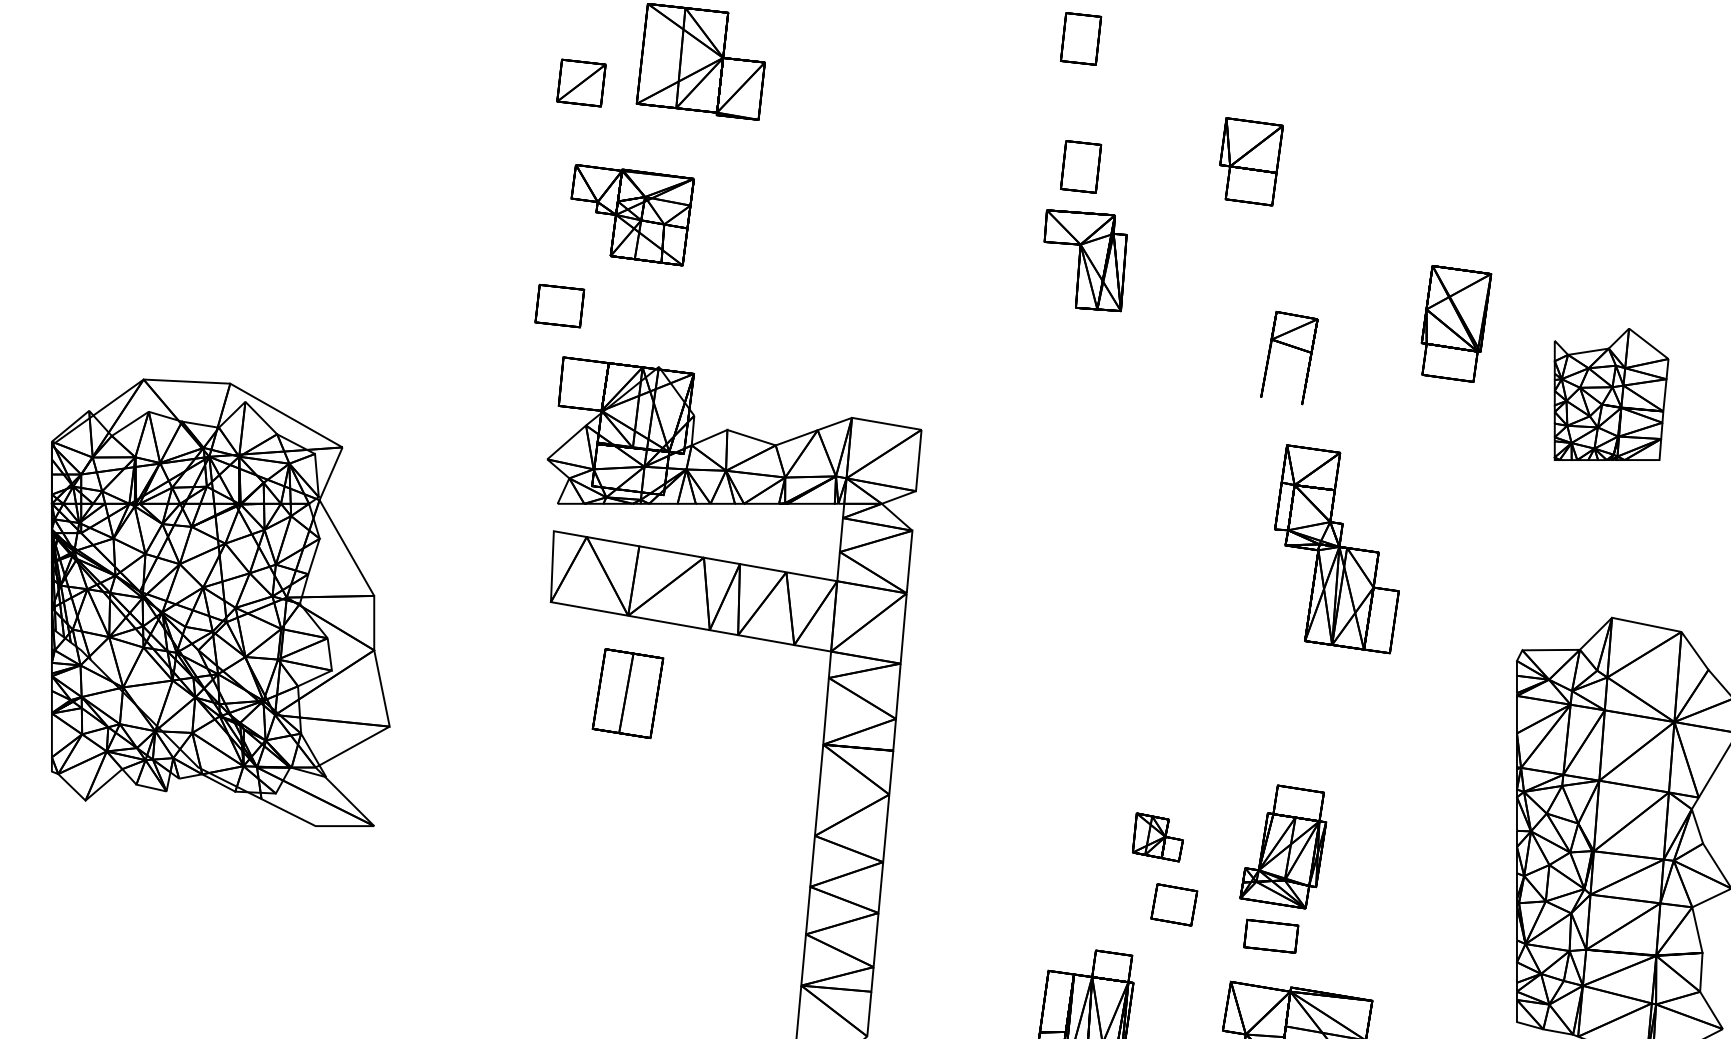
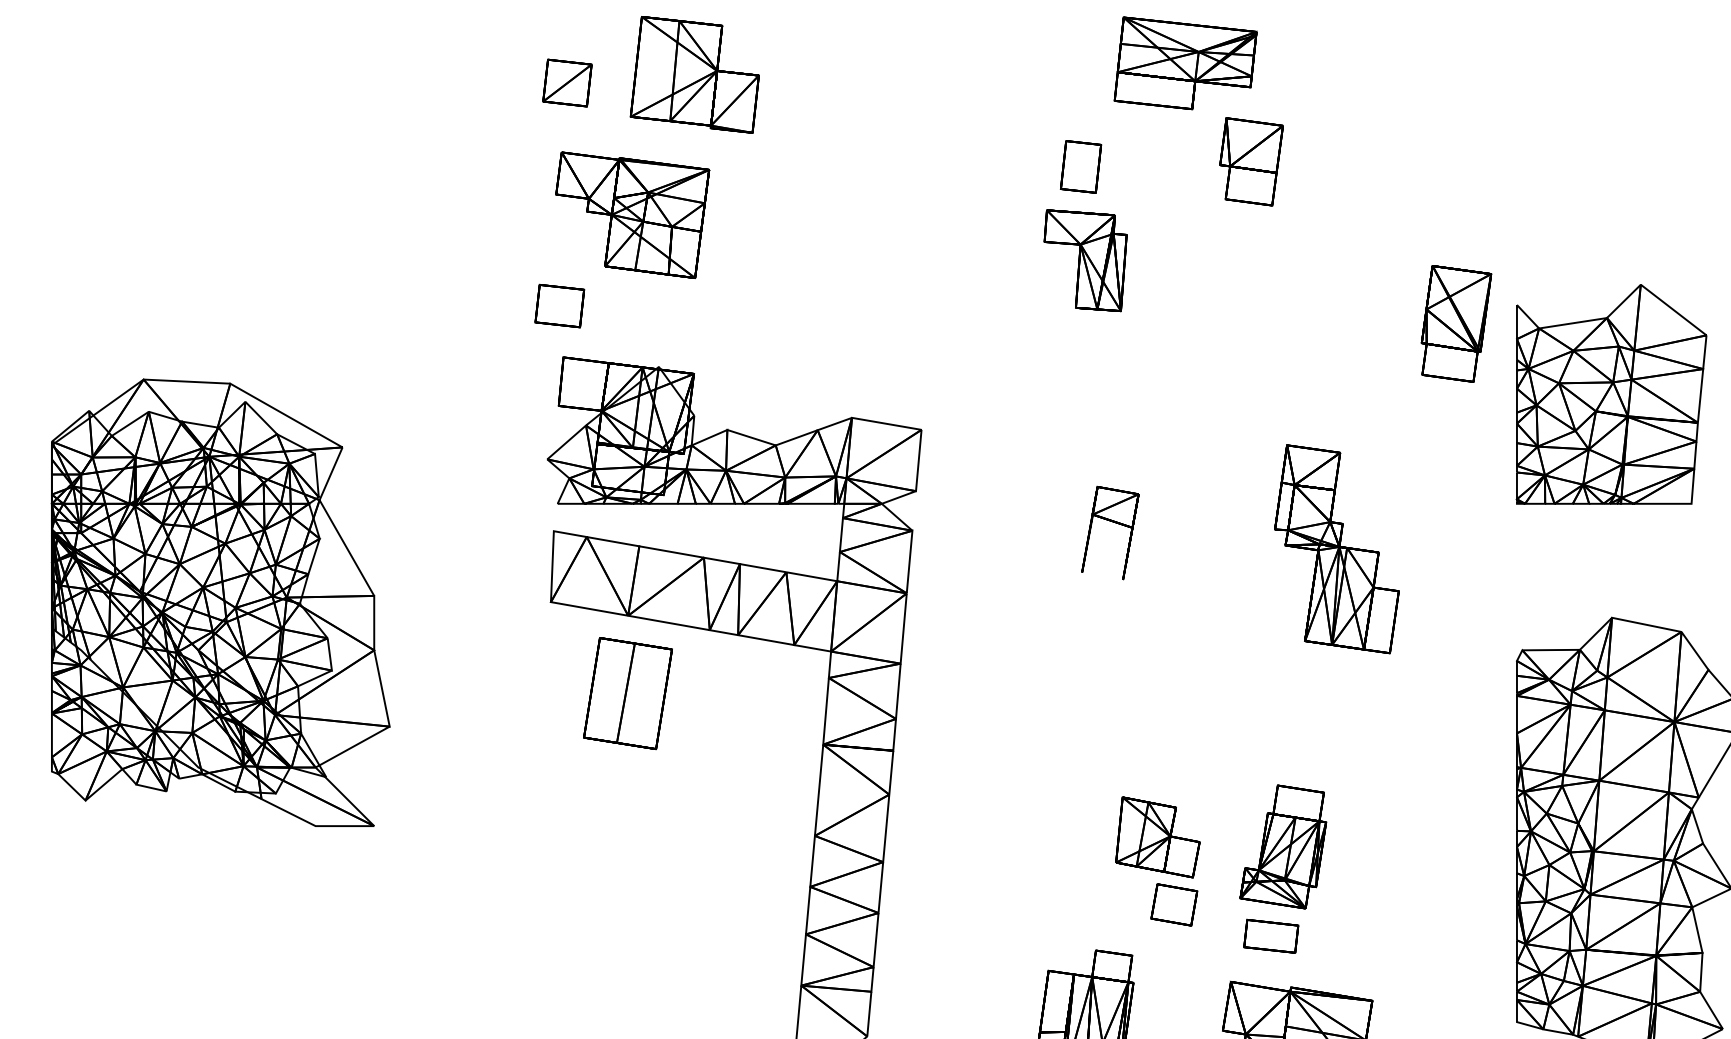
part: present -> none (1080, 38)
part position: (700, 61) -> (694, 74) (694, 74)
part: none -> present (1185, 63)
part position: (581, 82) -> (567, 82) (567, 82)
part size: 125x103 px -> 156x128 px (632, 214)
part position: (1291, 347) -> (1112, 522) (1112, 522)
part size: 117x133 px -> 193x221 px (1611, 394)
part size: 74x91 px -> 90x114 px (627, 693)
part size: 52x51 px -> 86x83 px (1157, 837)
